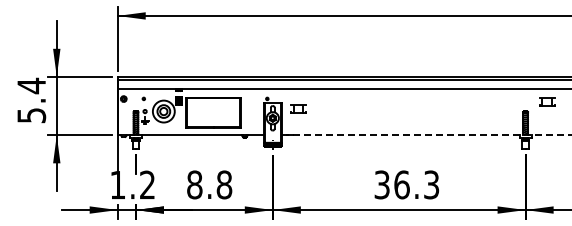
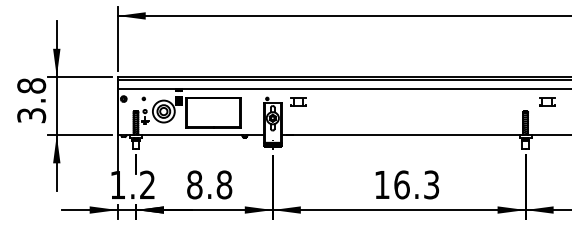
text: 5.4 -> 3.8 (31, 99)
part position: (298, 108) -> (298, 101) (298, 101)
line: dashed -> solid (426, 135)
text: 36.3 -> 16.3 (381, 184)
